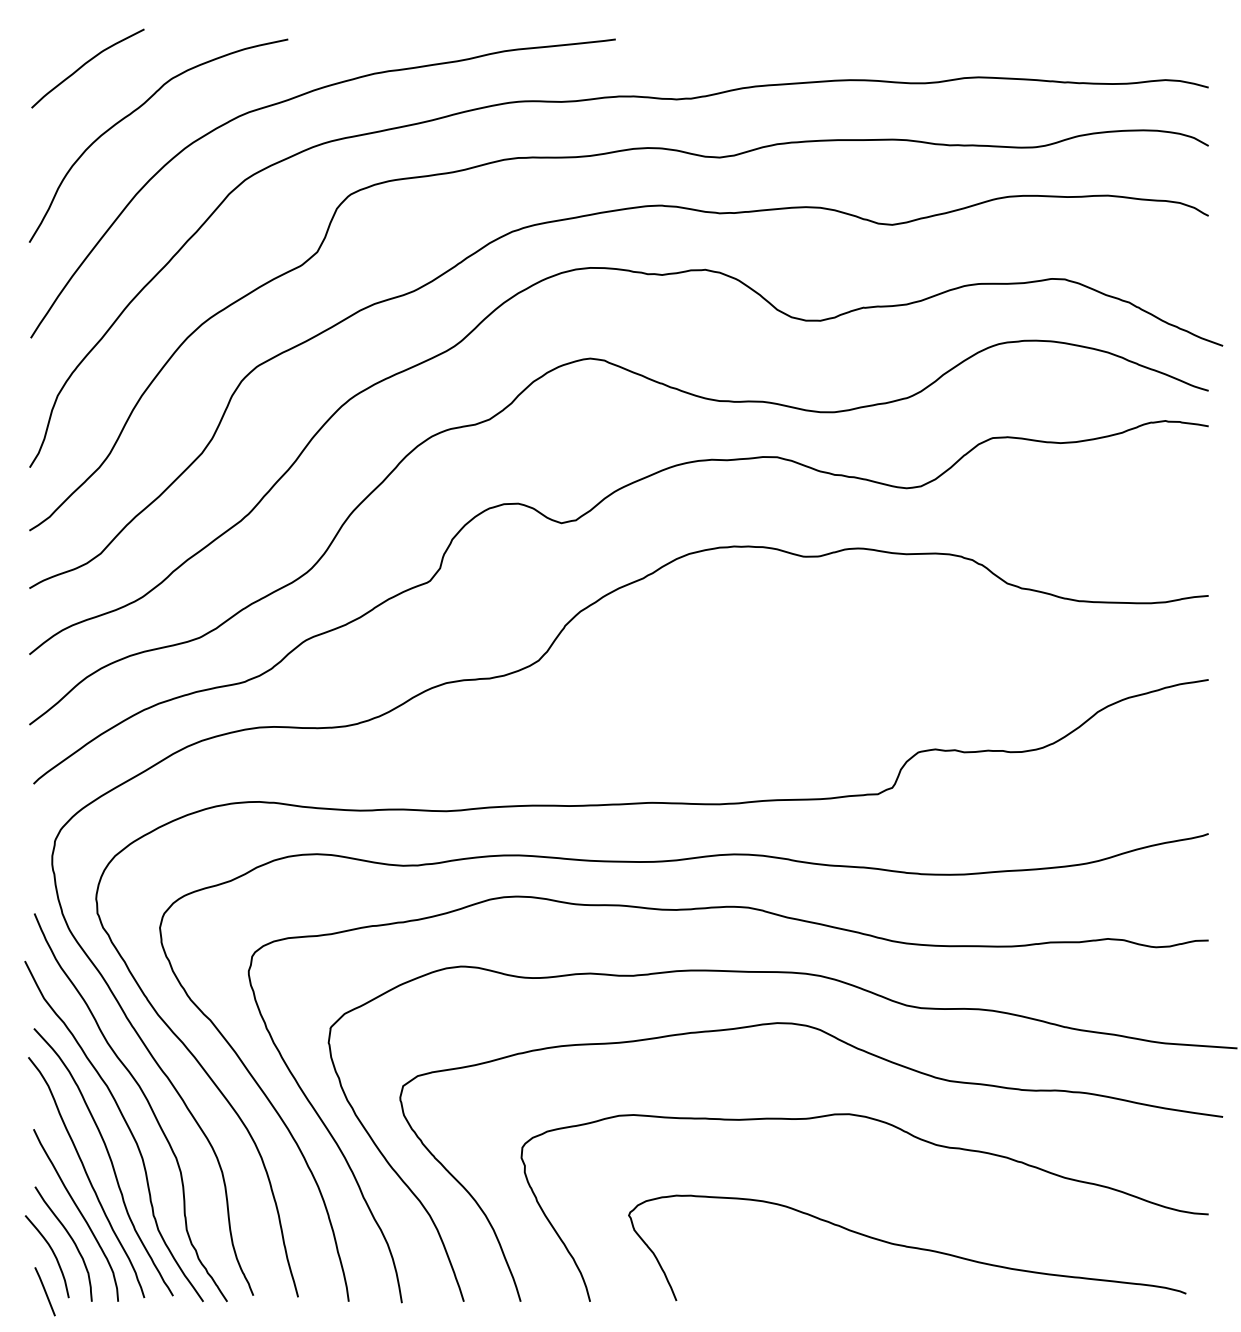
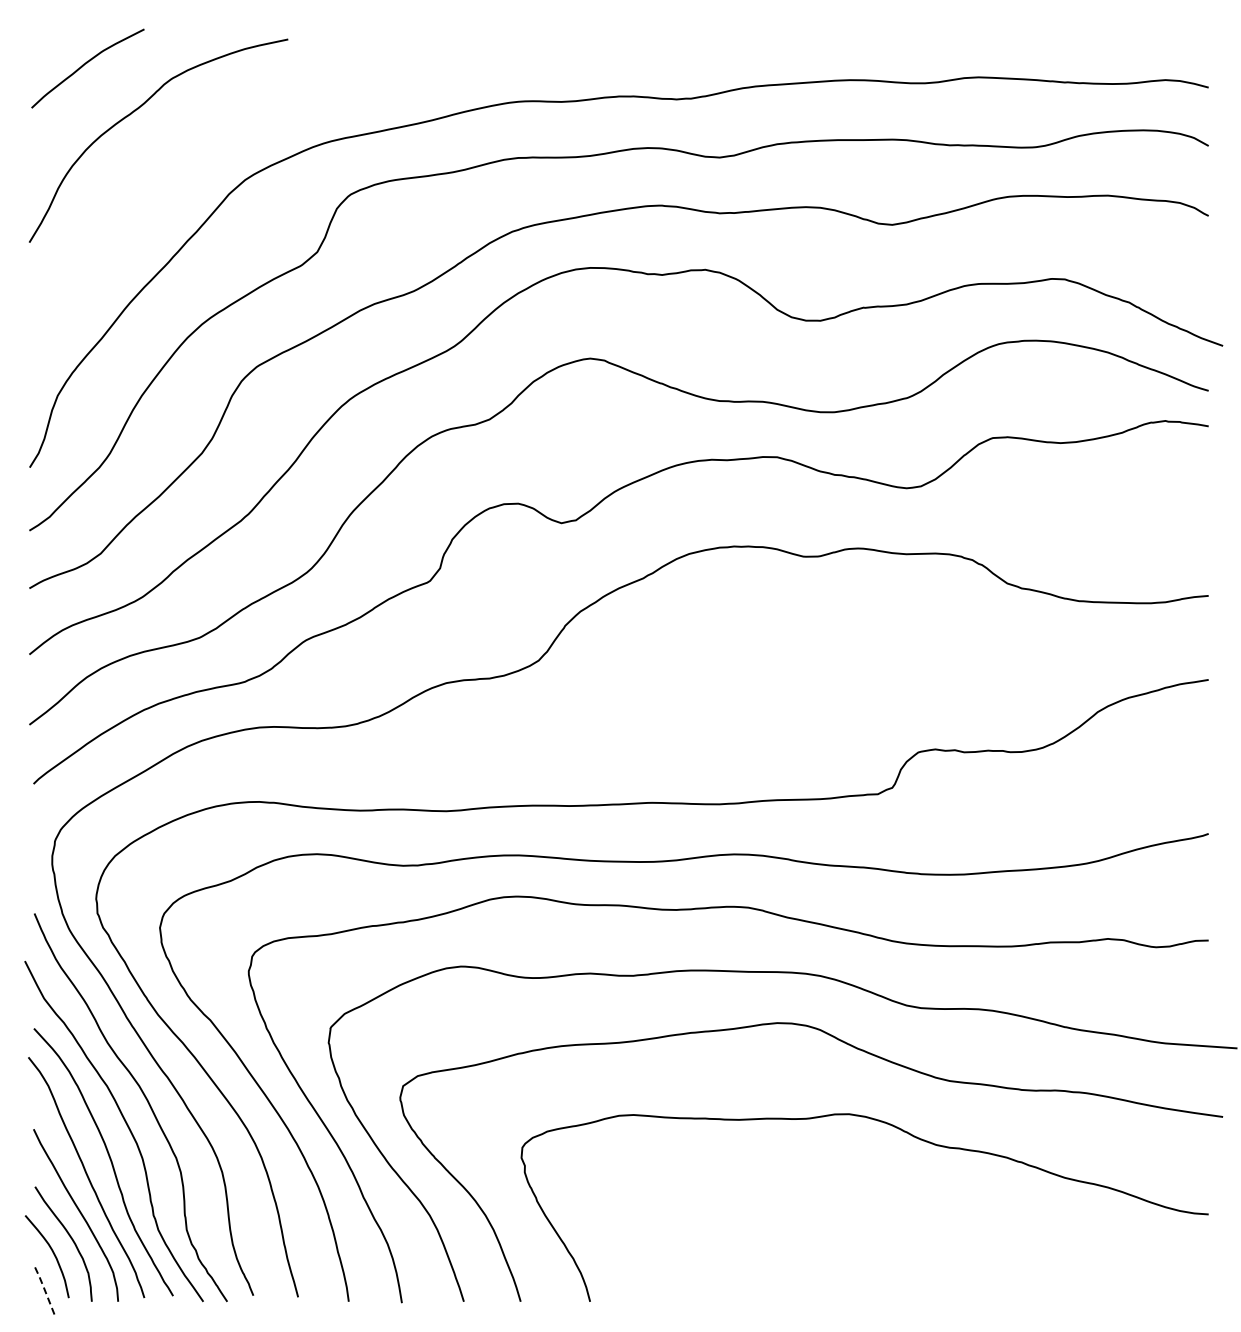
curve: present -> none (290, 100)
curve: present -> none (907, 1247)
line: solid -> dashed (44, 1290)
